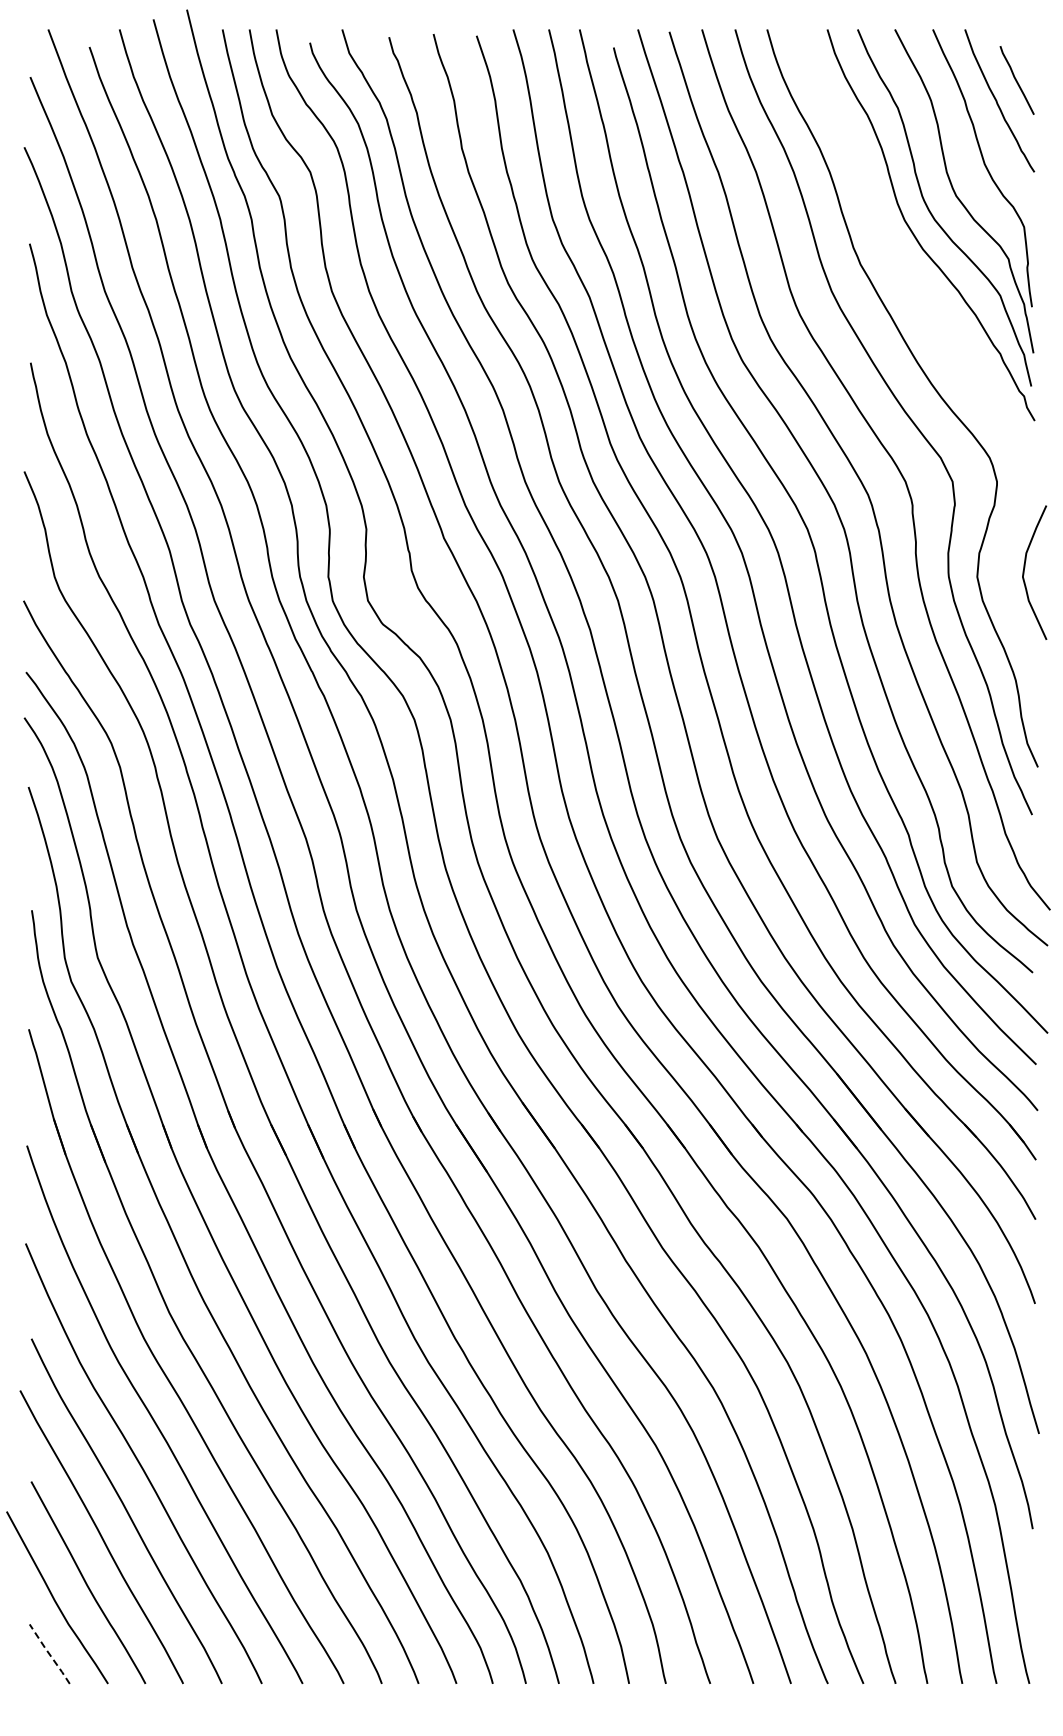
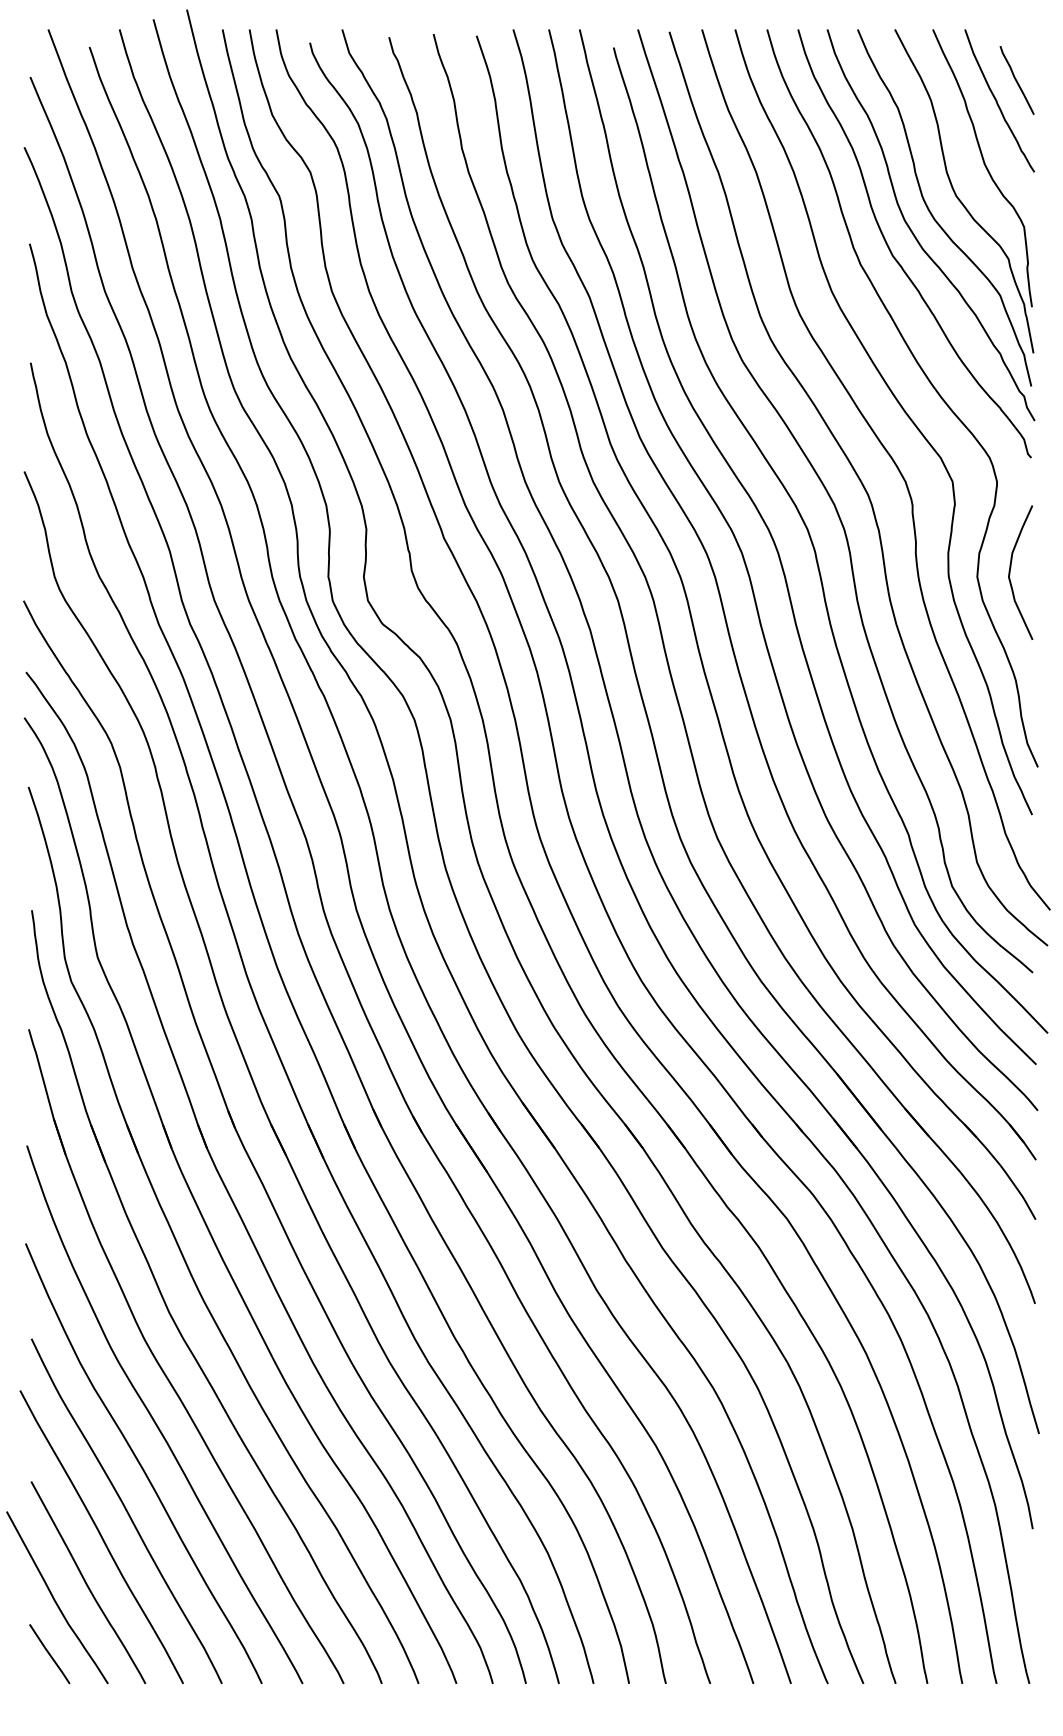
curve: none -> present (895, 257)
curve position: (1024, 572) -> (1010, 572) (1010, 572)
line: dashed -> solid (49, 1654)
